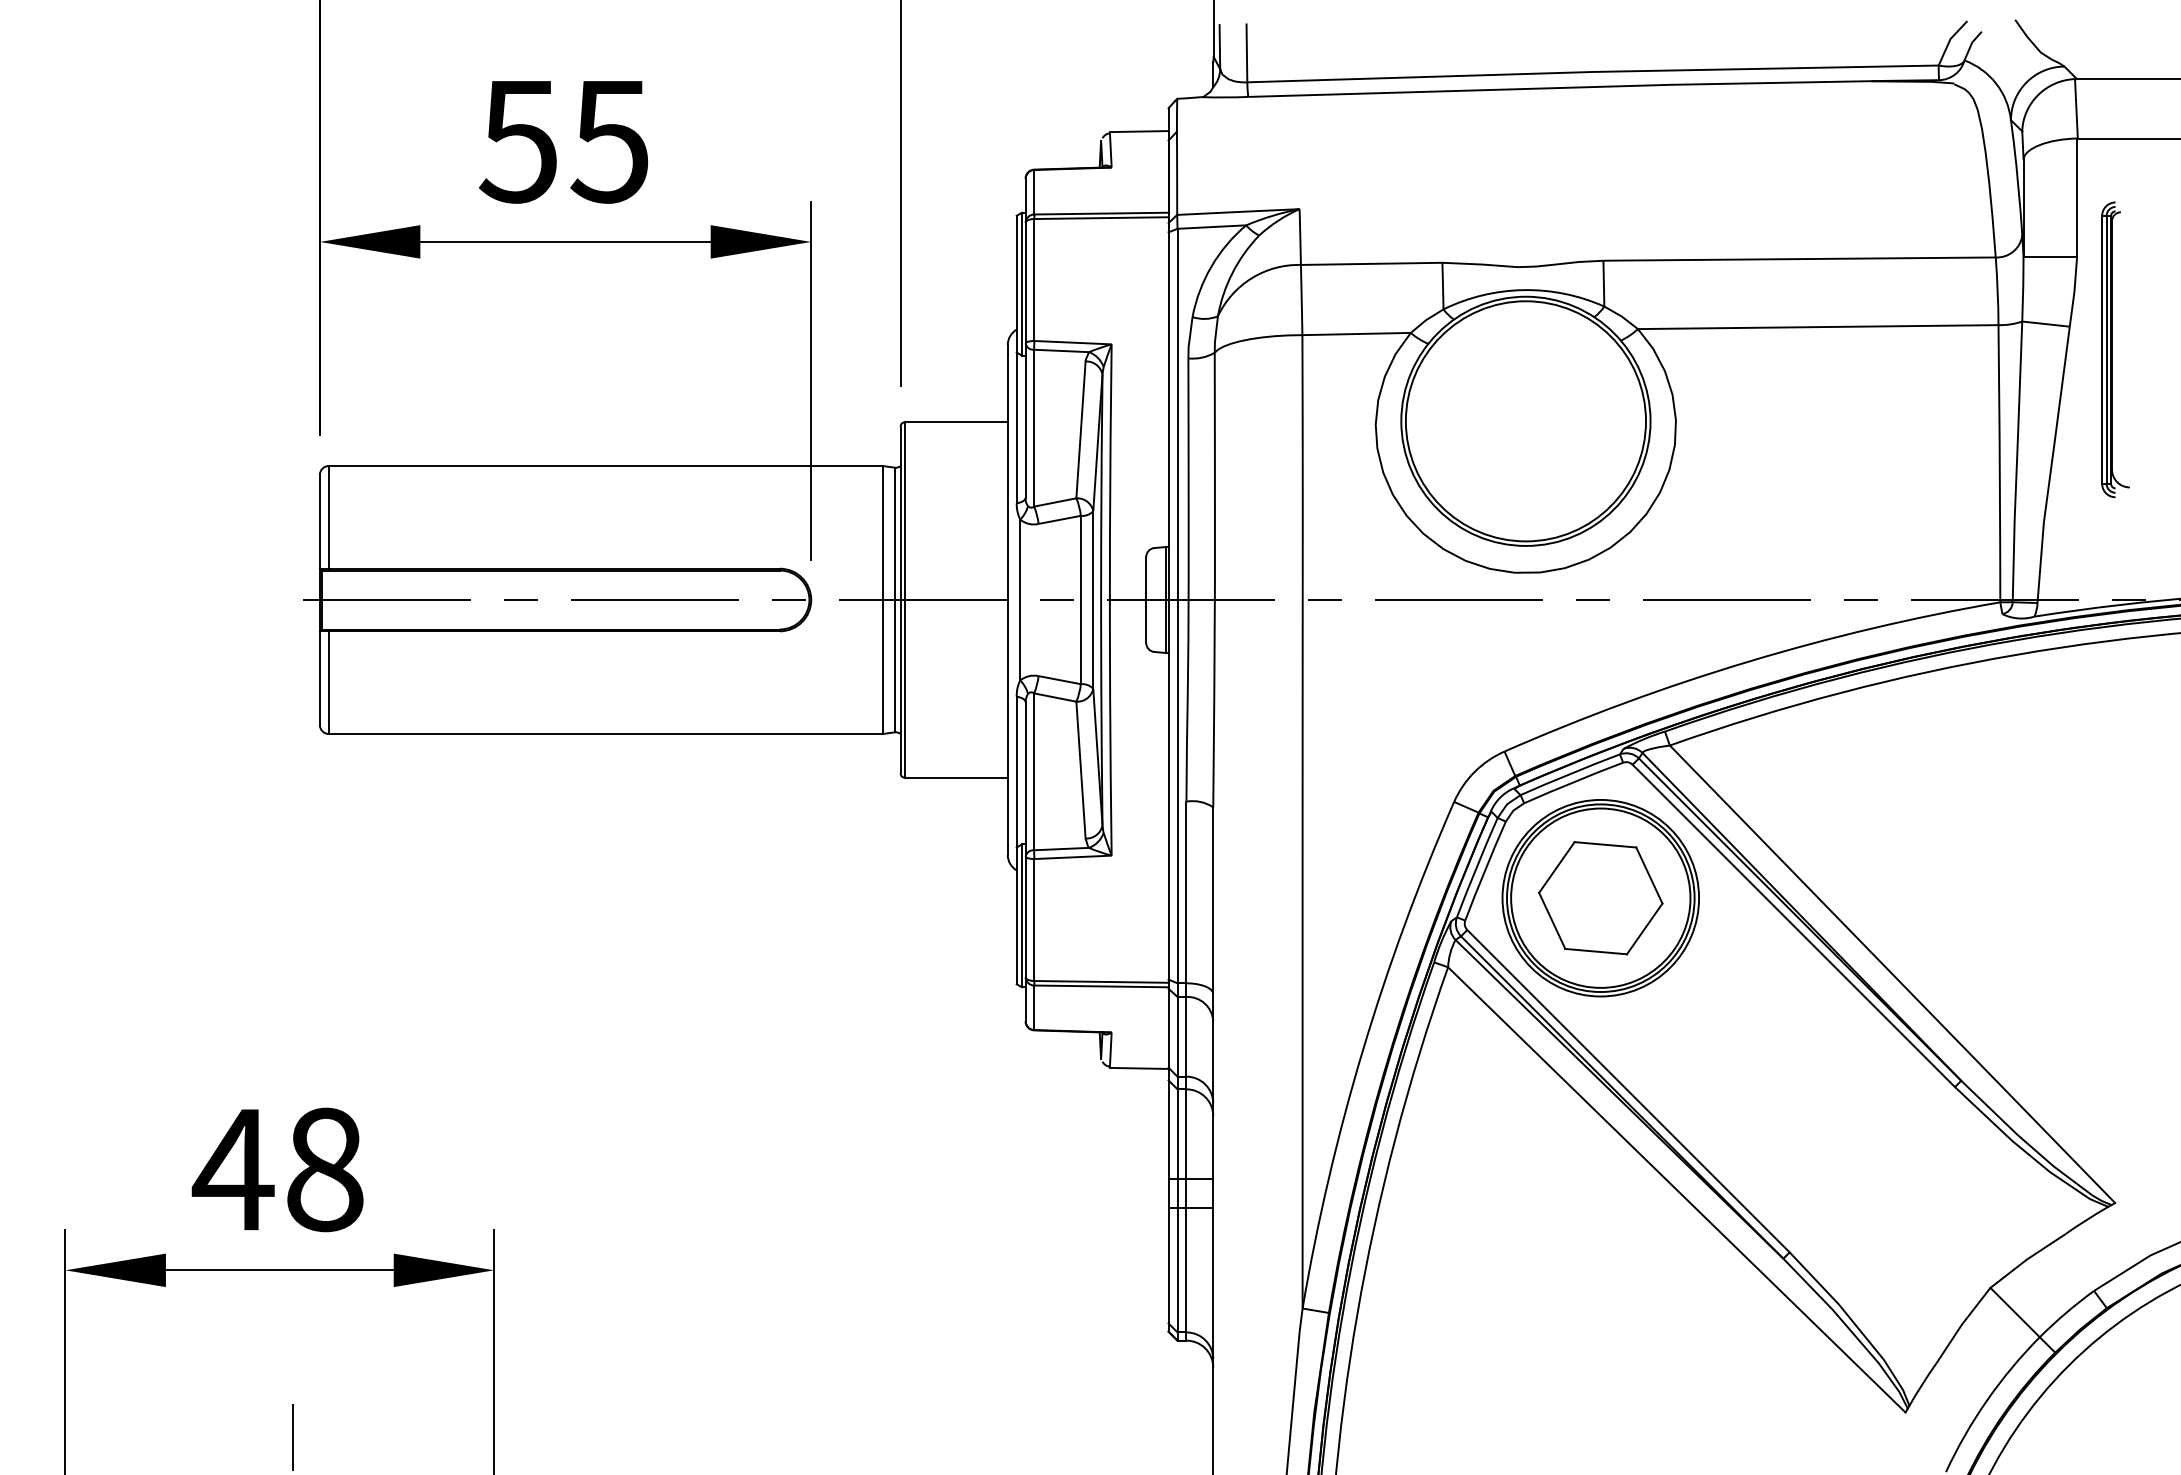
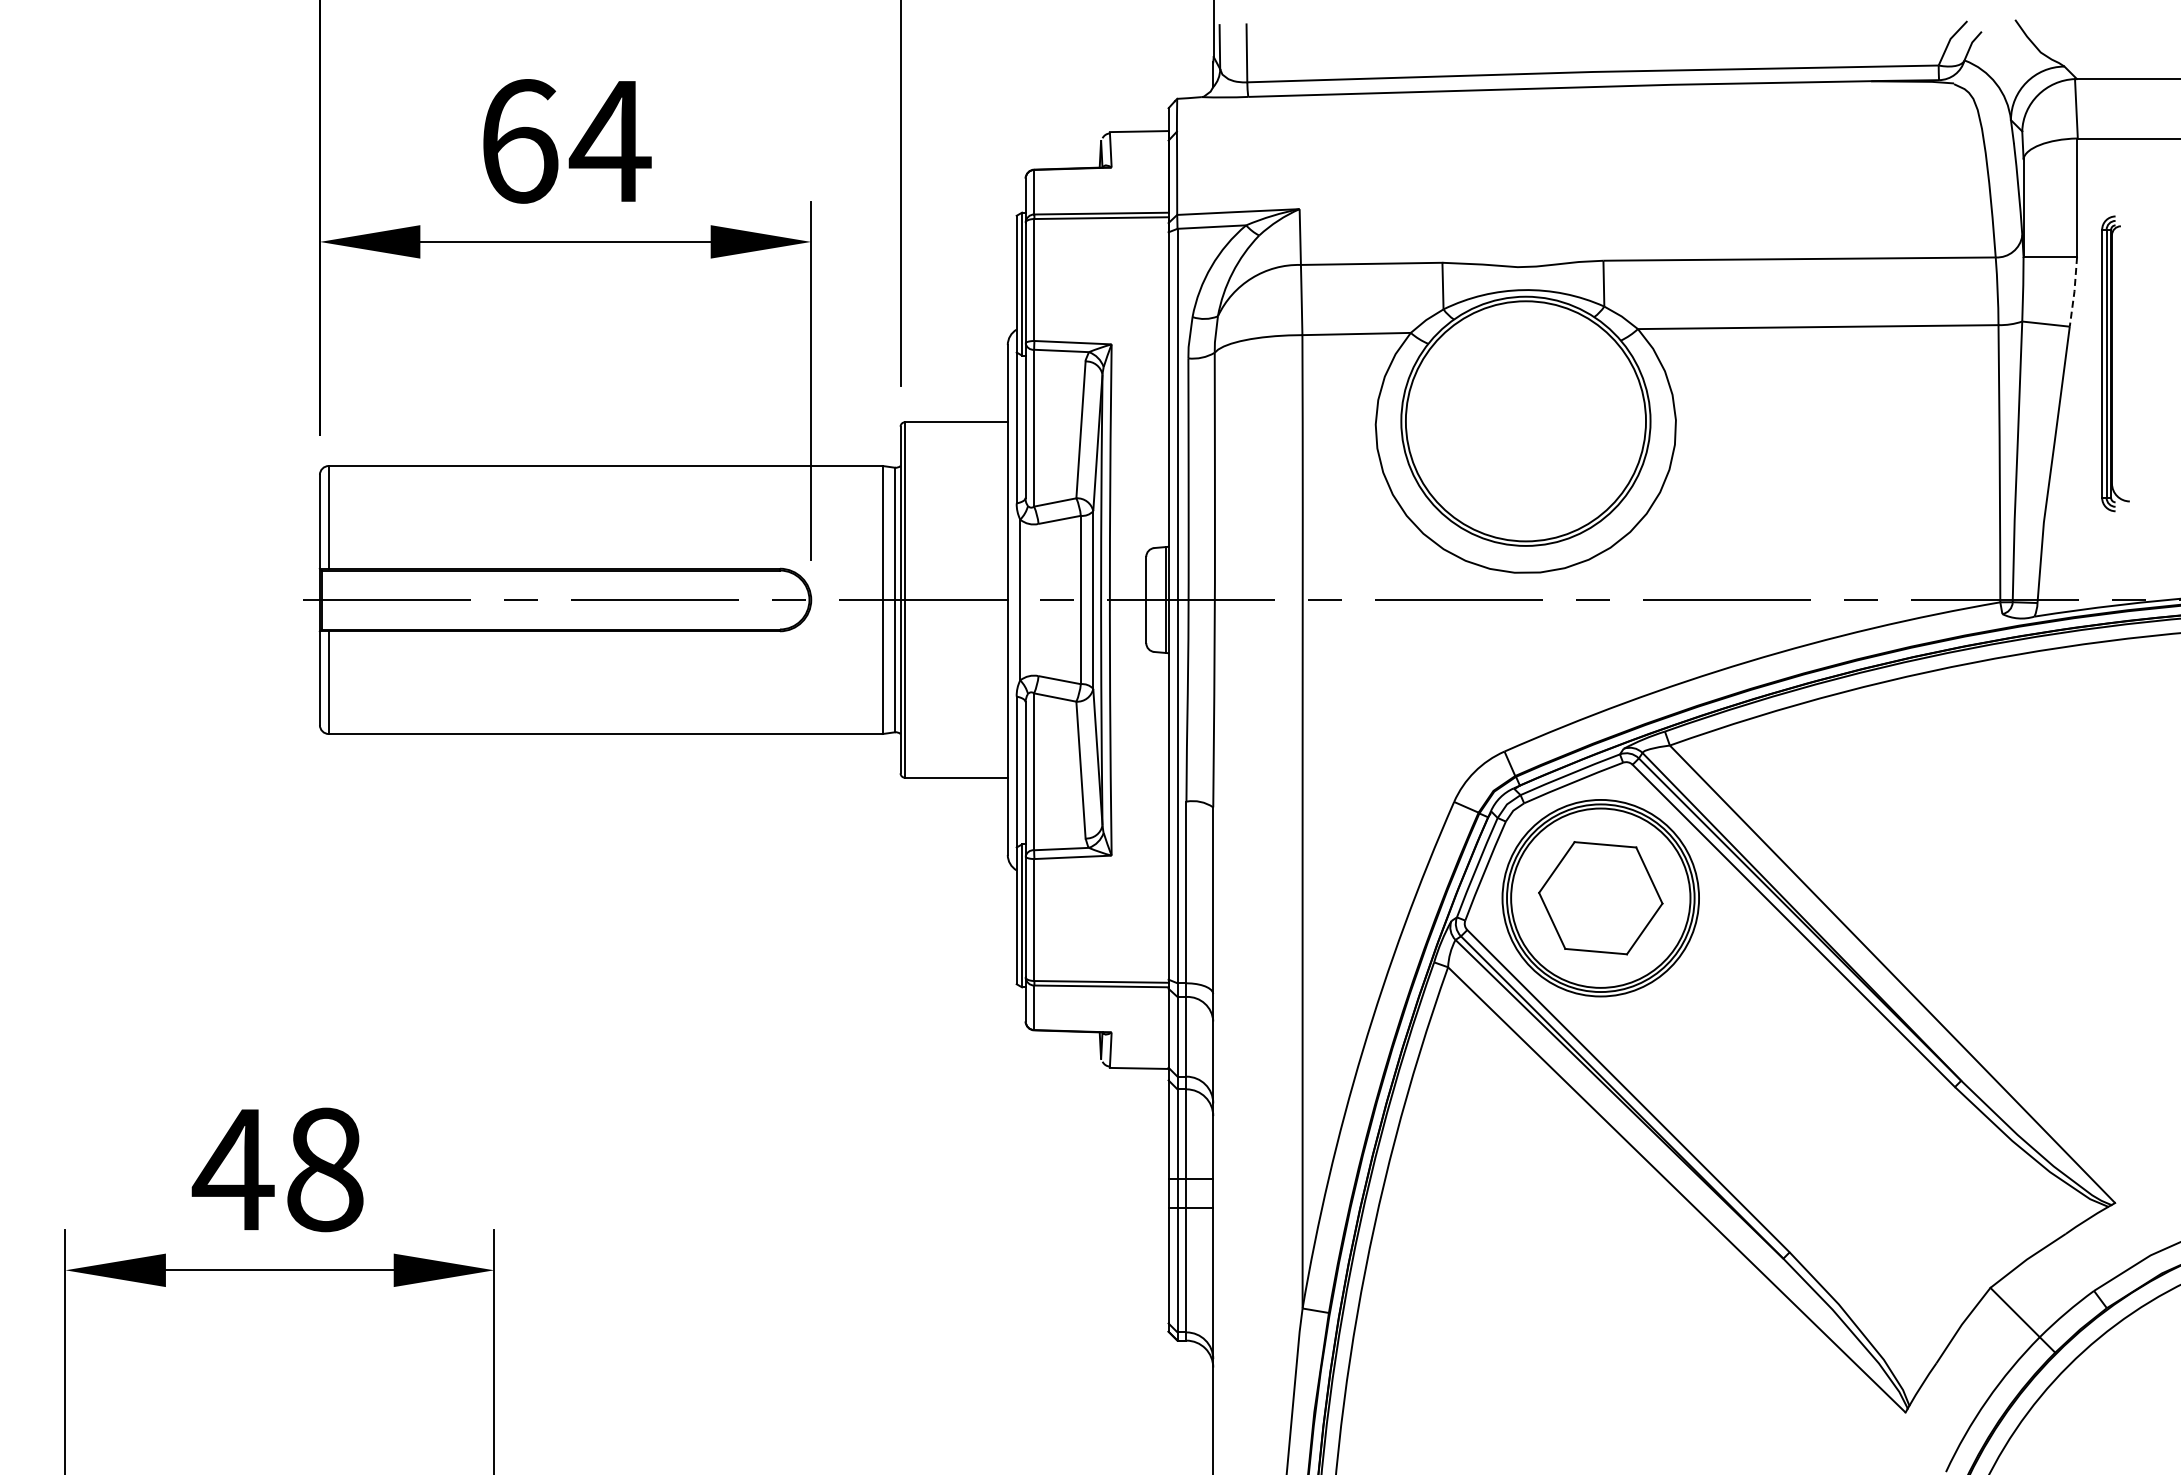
text: 55 -> 64 (565, 141)
line: solid -> dashed (2074, 291)
part position: (2115, 349) -> (2115, 363) (2115, 363)
line: present -> none (293, 1437)
